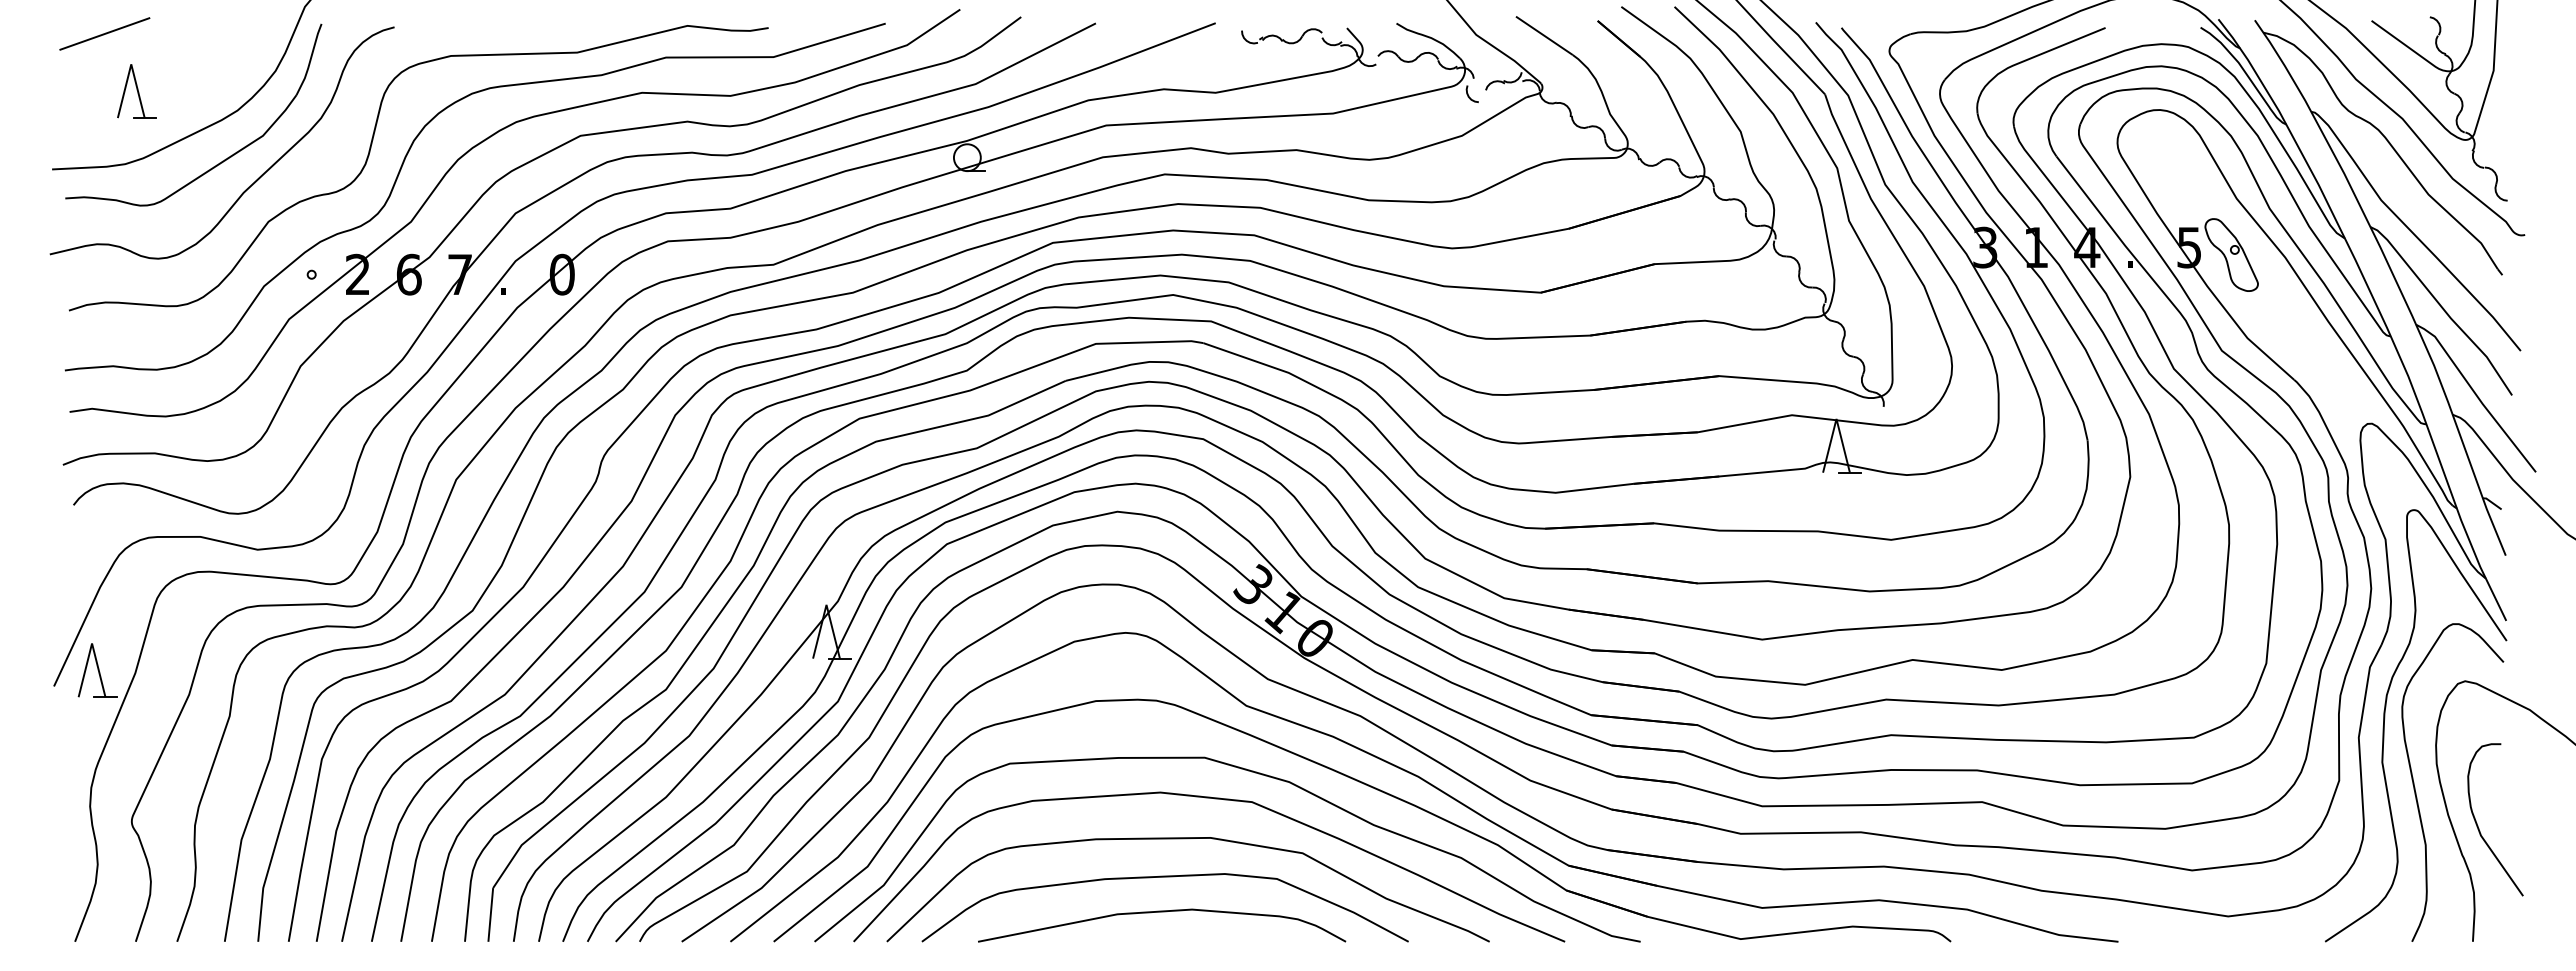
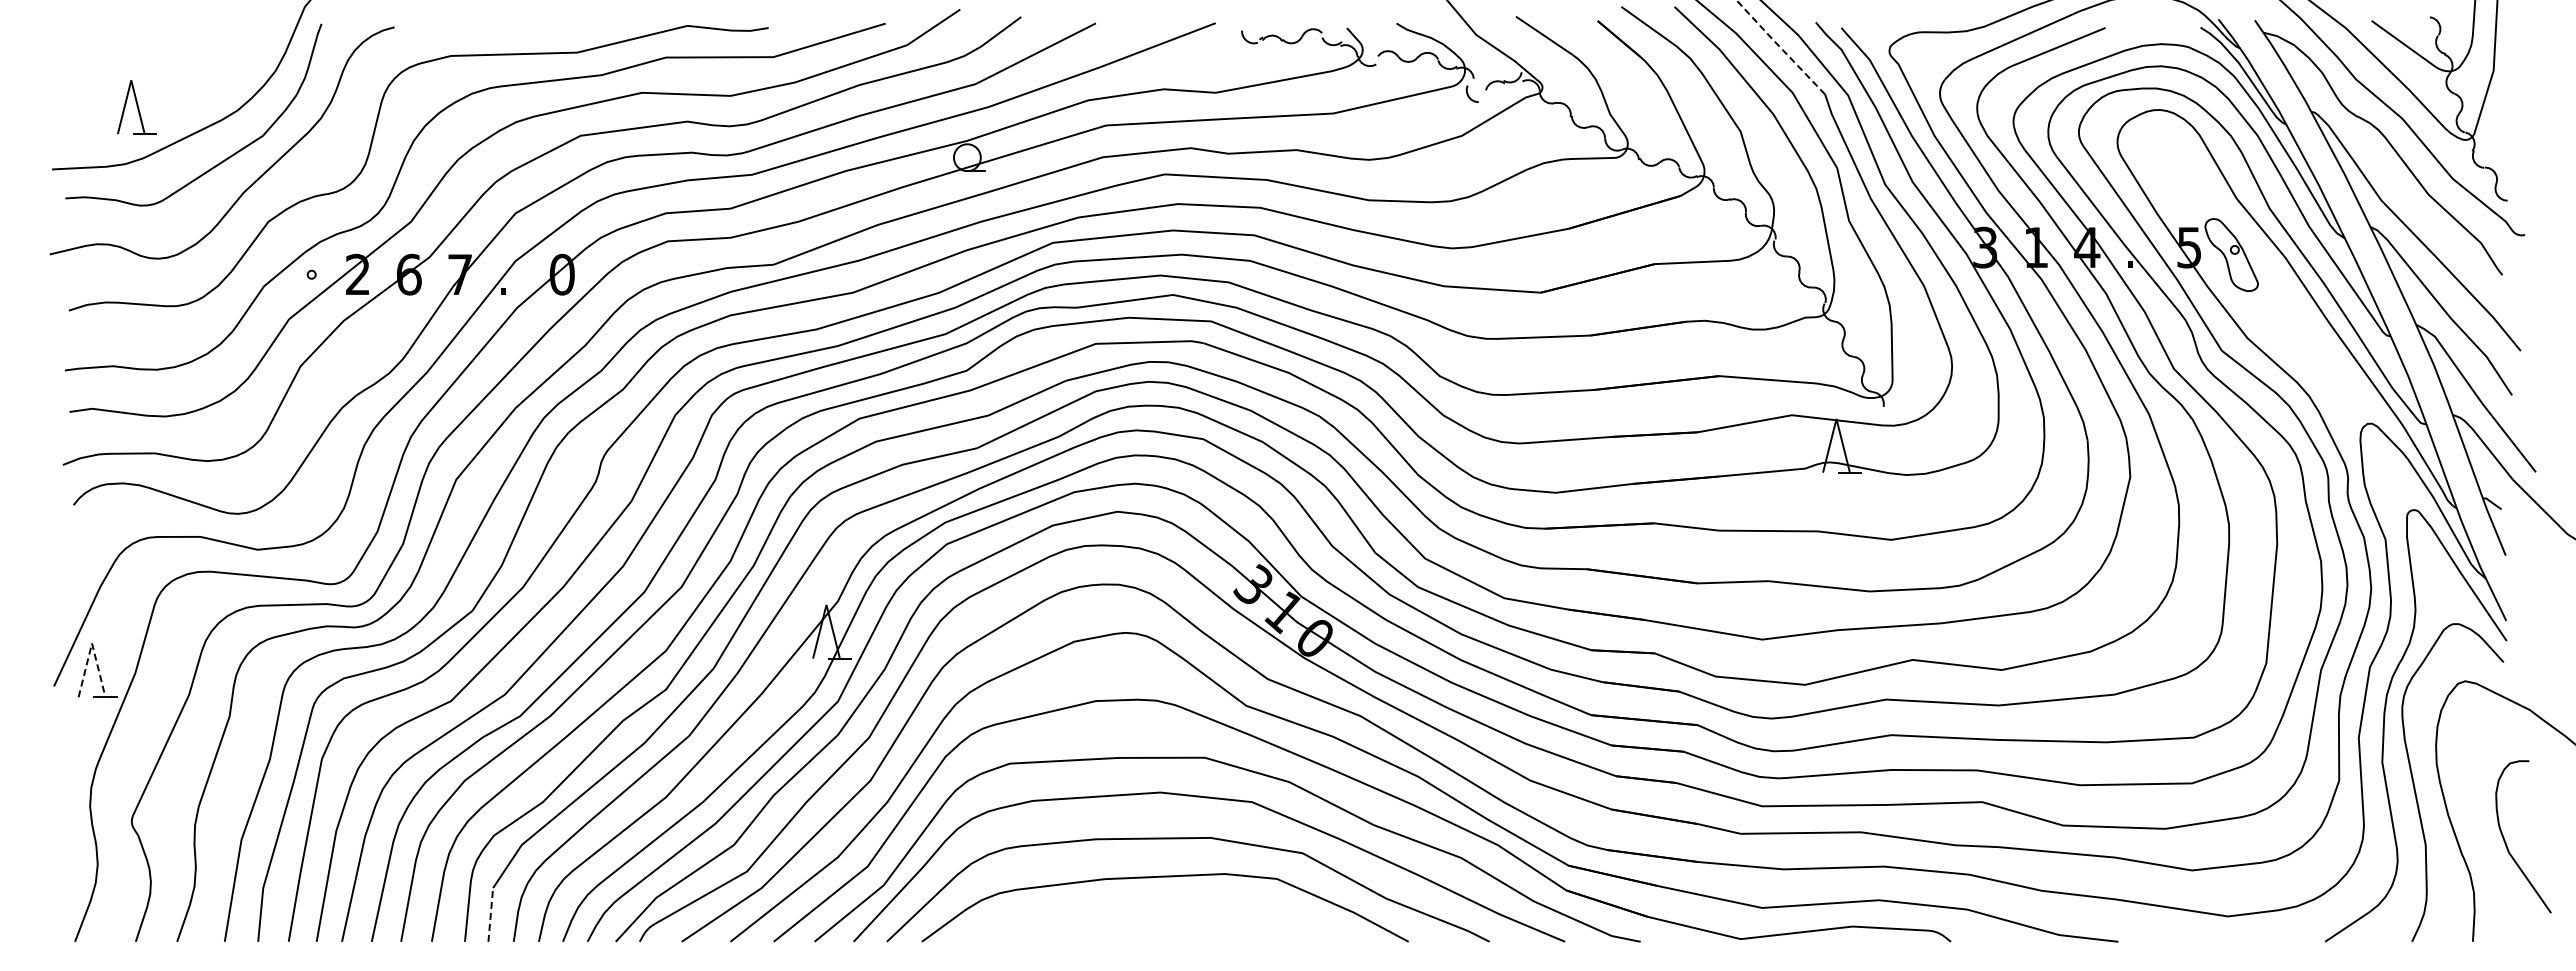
line: present -> none (104, 33)
line: solid -> dashed (1780, 47)
part position: (136, 91) -> (136, 107) (136, 107)
line: solid -> dashed (92, 643)
curve position: (2478, 825) -> (2506, 842) (2506, 842)
curve: present -> none (1162, 912)
line: solid -> dashed (490, 914)
